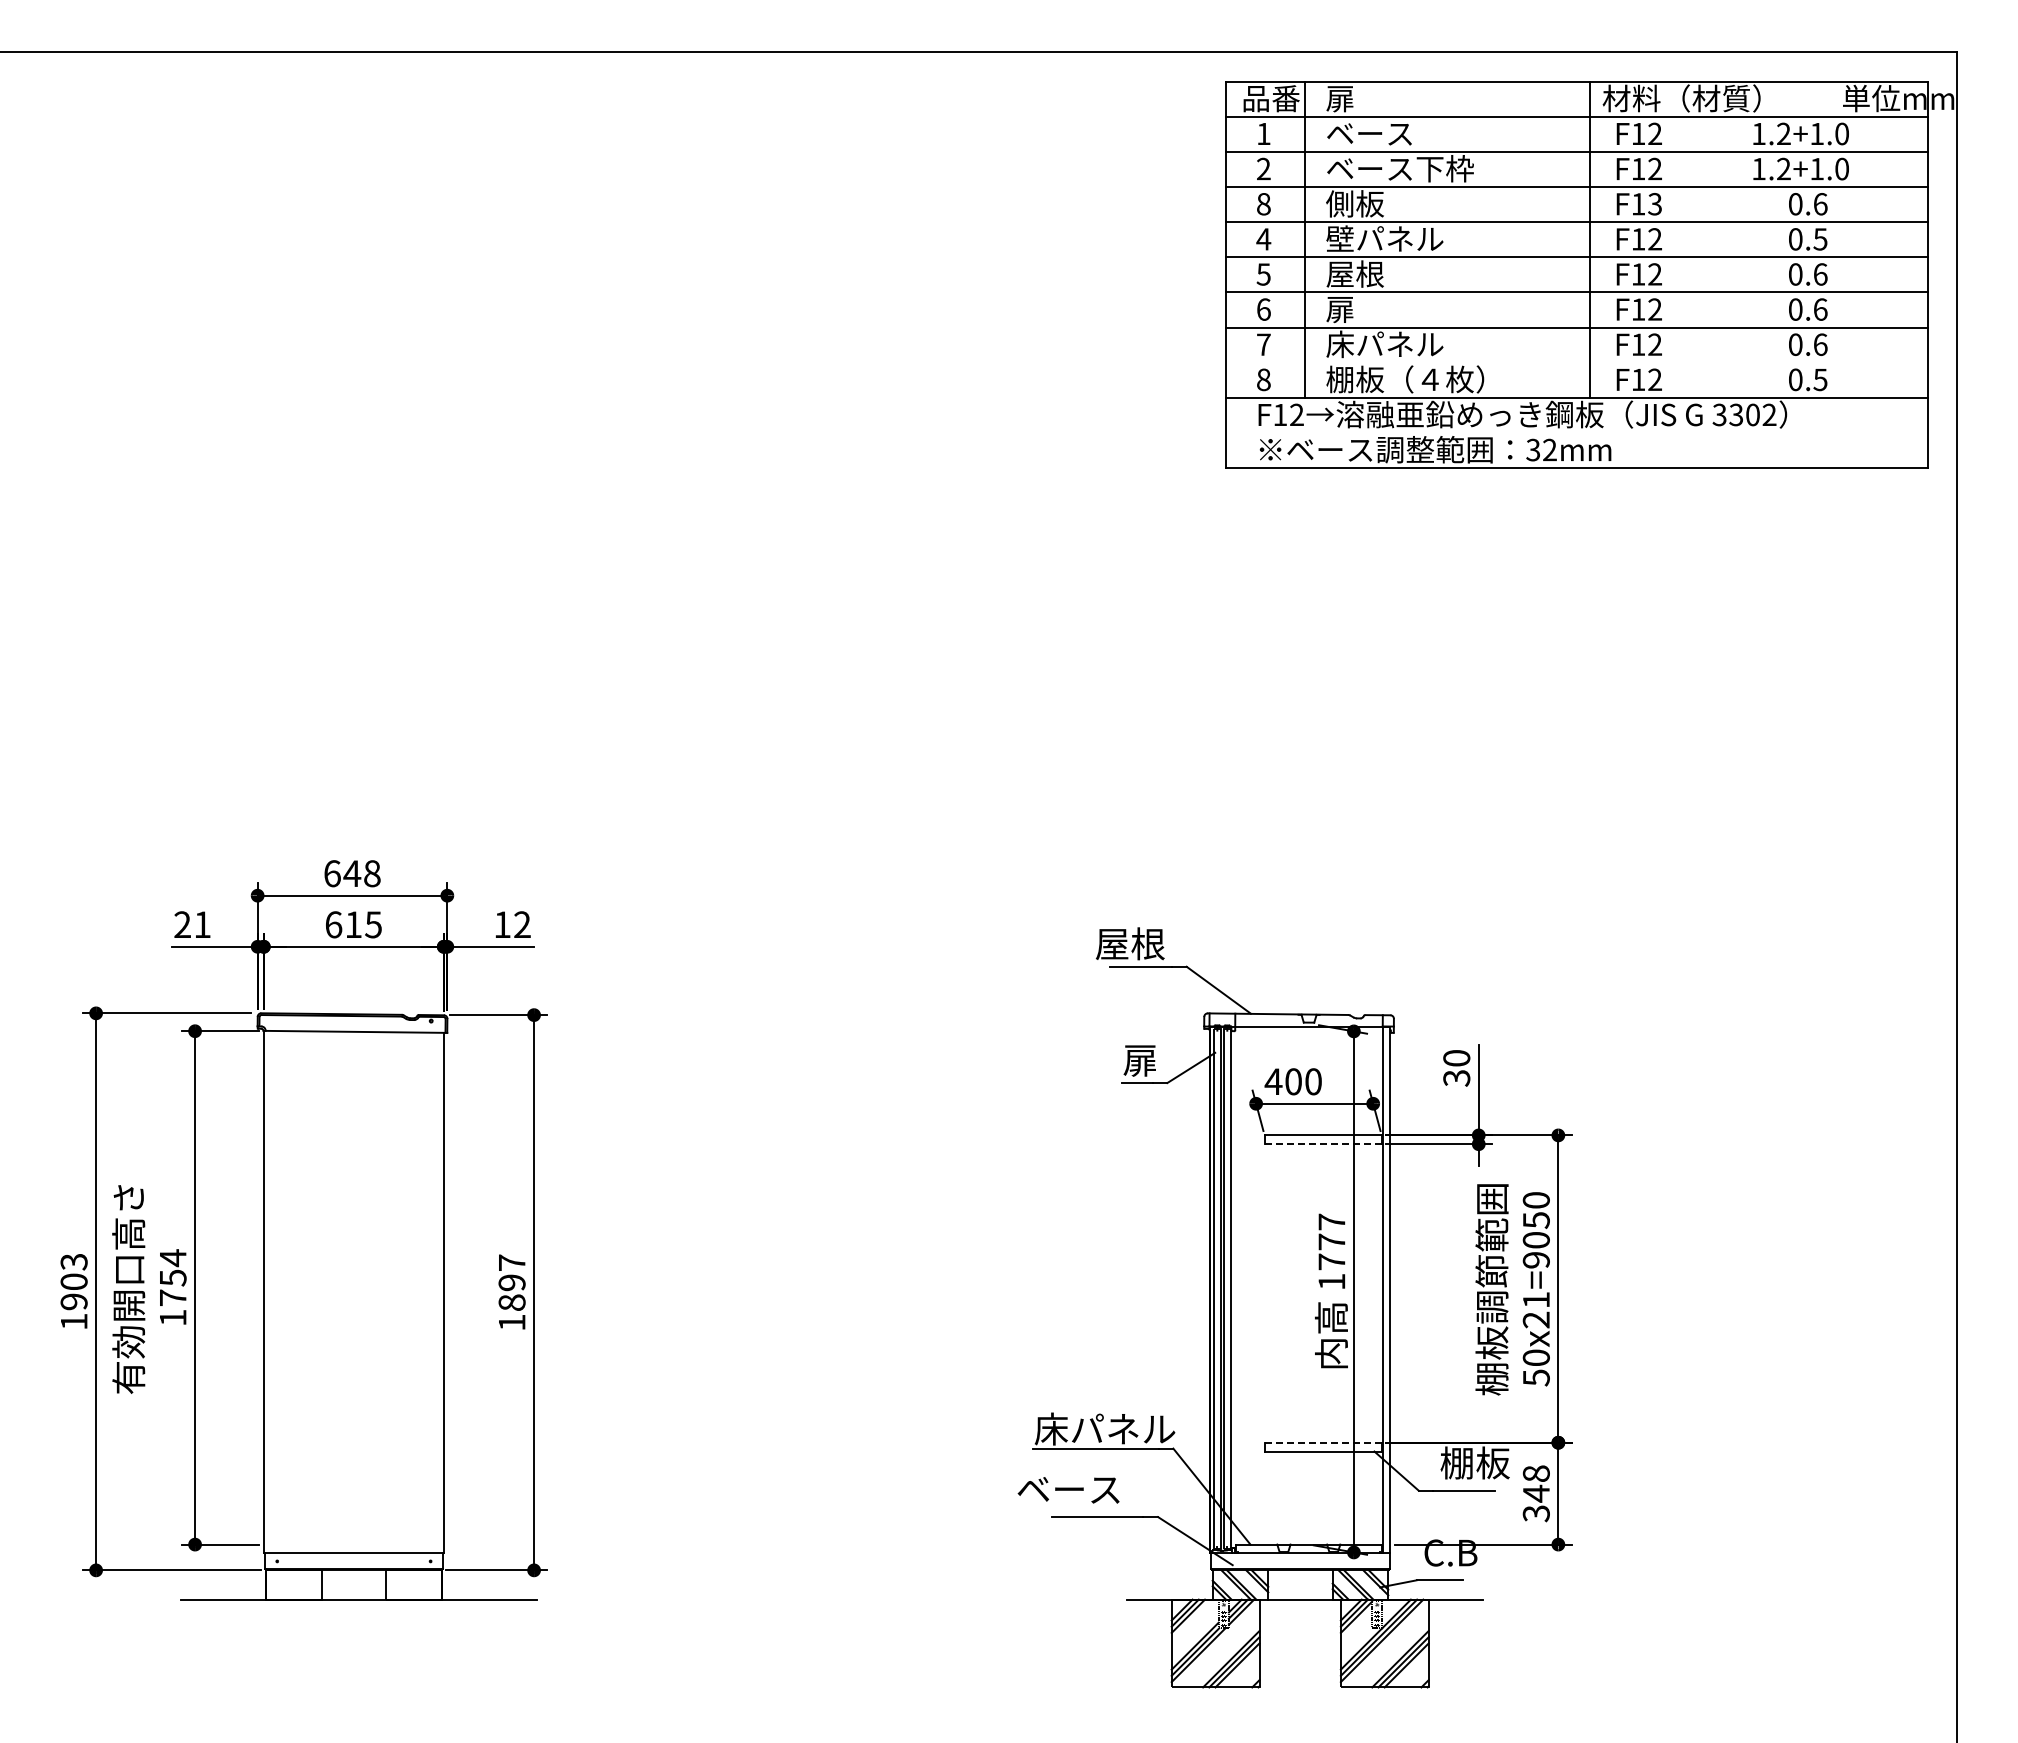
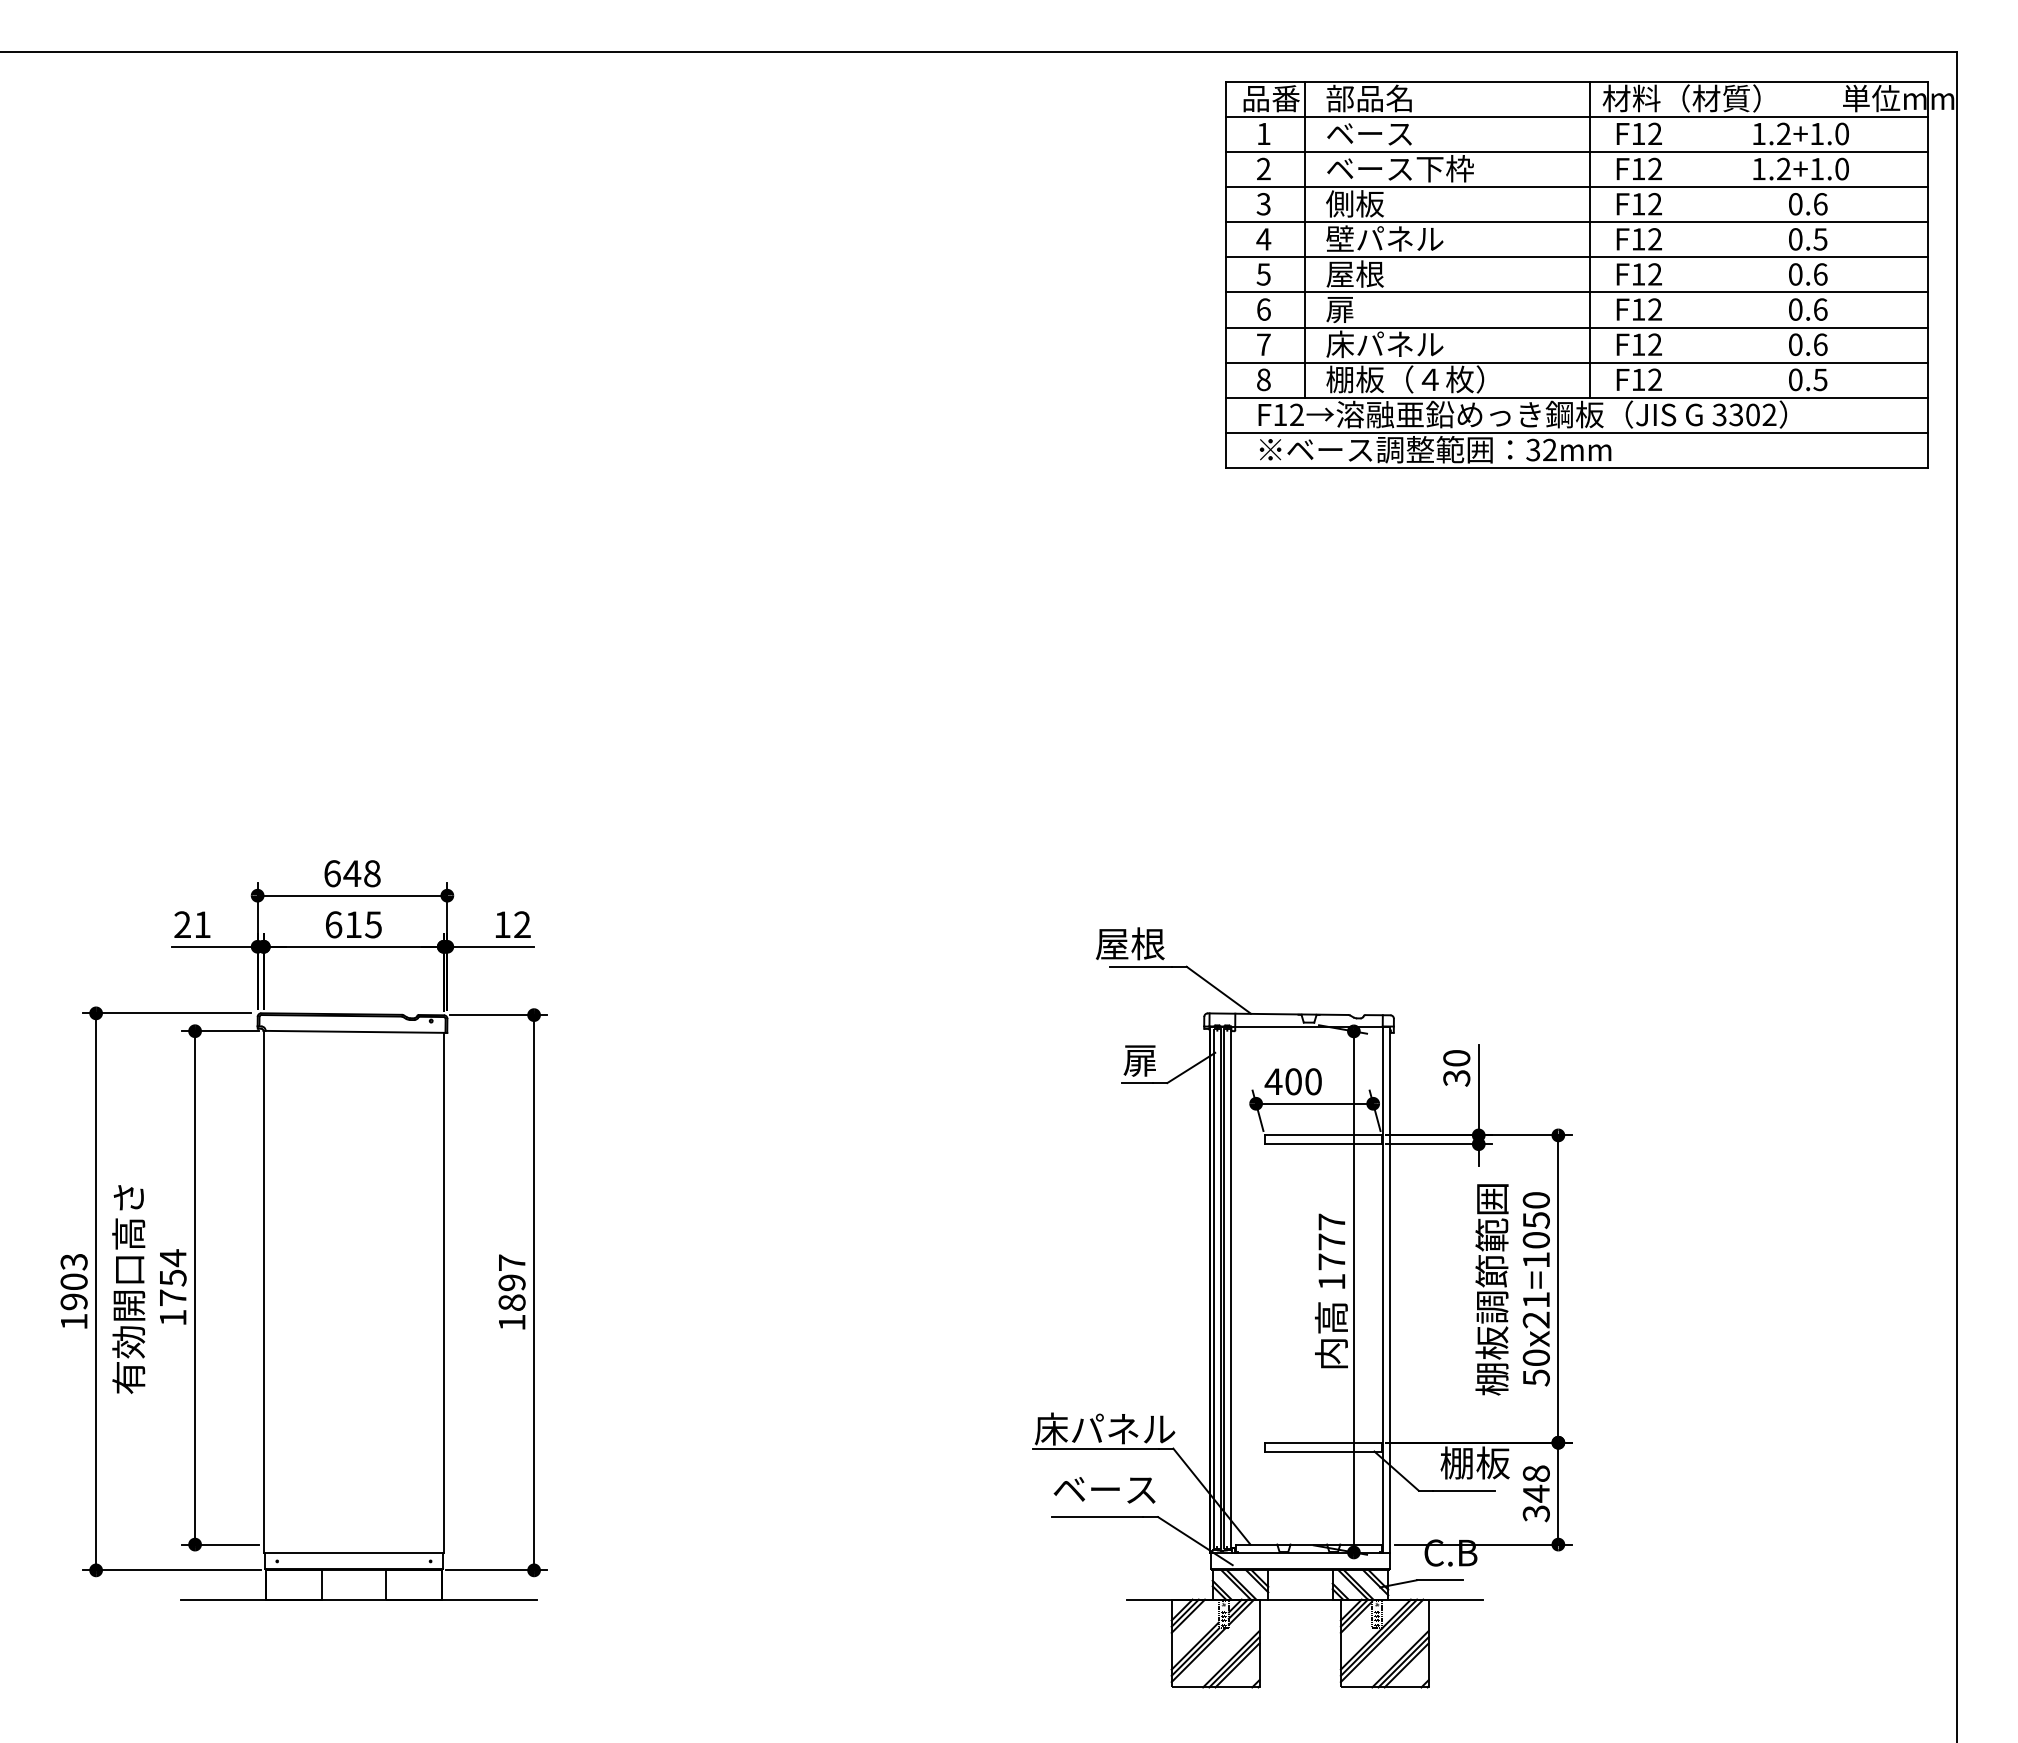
text: 扉 -> 部品名 (1368, 98)
text: 8 -> 3 (1263, 204)
text: F13 -> F12 (1654, 204)
line: none -> present (1576, 362)
line: none -> present (1576, 432)
line: dashed -> solid (1323, 1144)
text: 50x21=9050 -> 50x21=1050 (1535, 1260)
line: dashed -> solid (1323, 1442)
text position: (1068, 1490) -> (1104, 1490) (1104, 1490)
